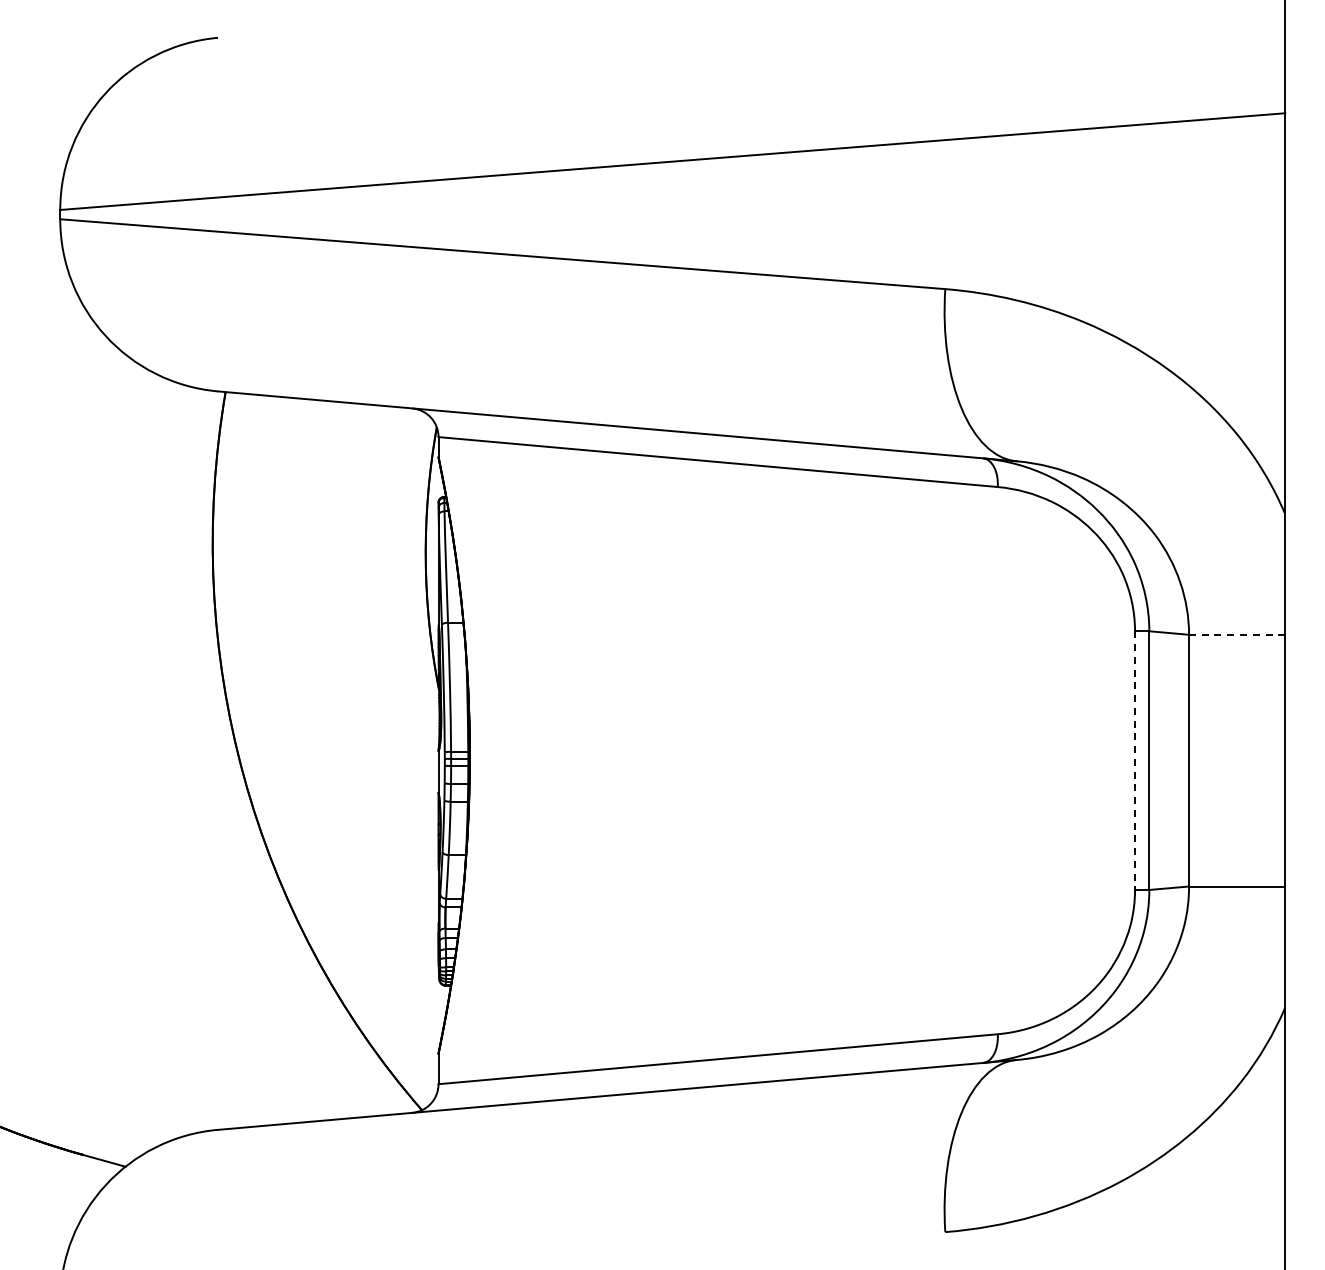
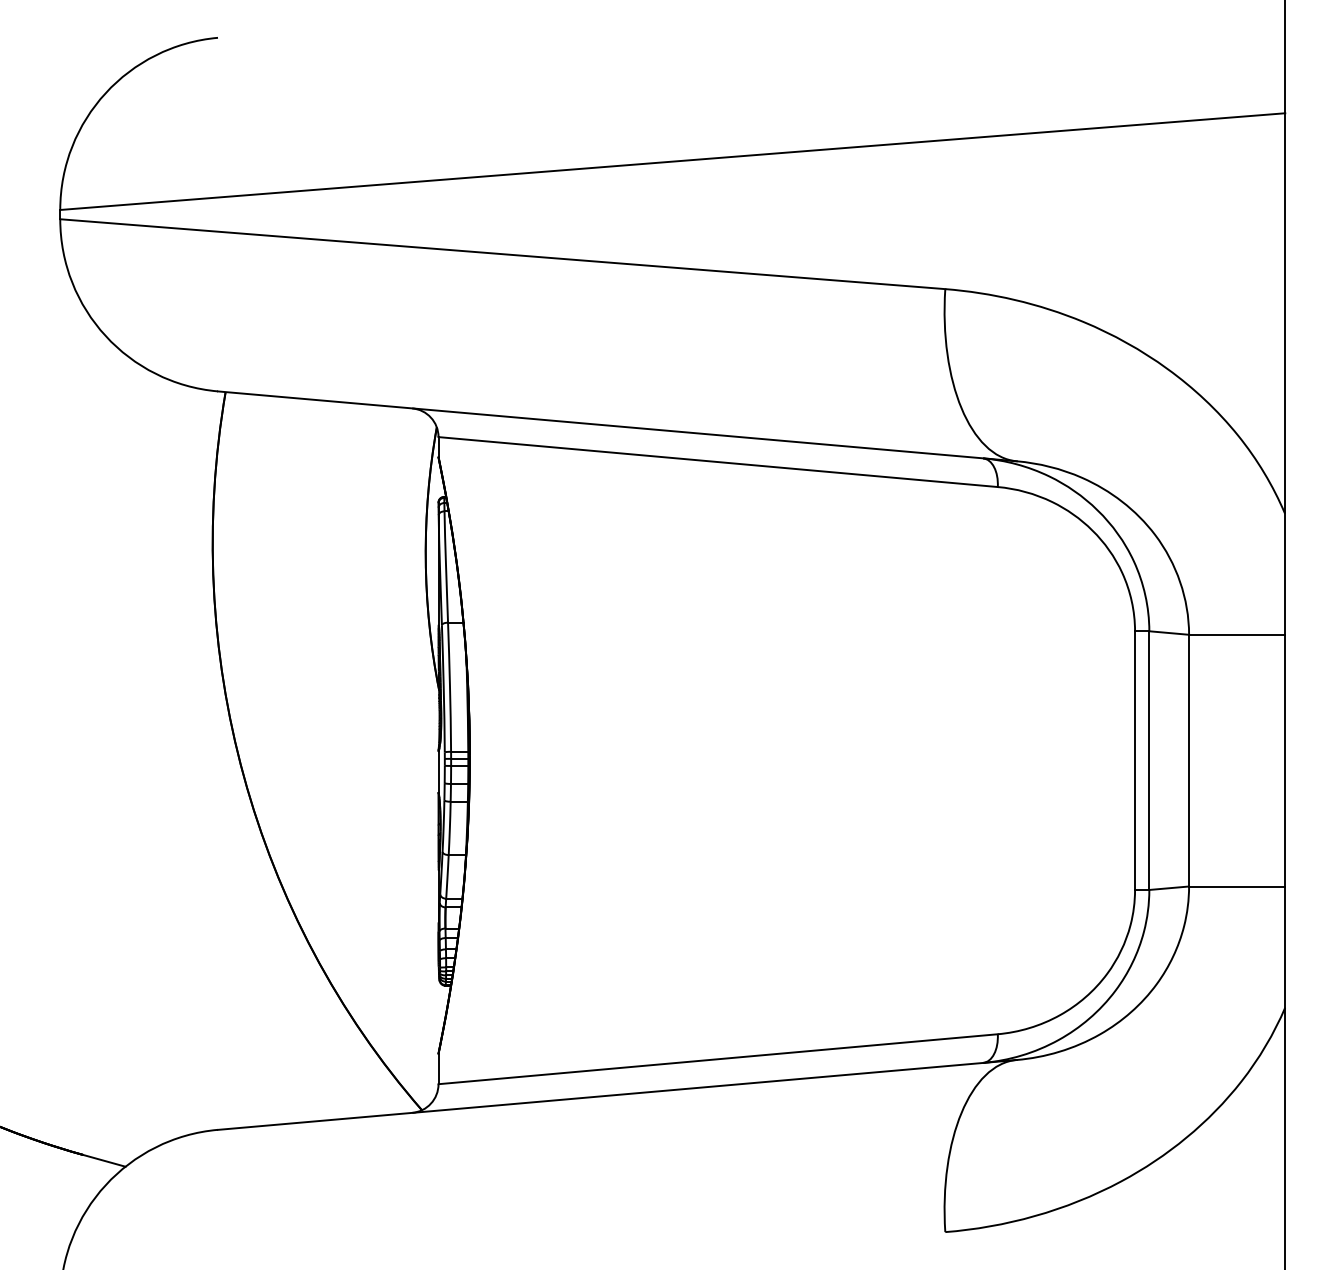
line: dashed -> solid (1236, 634)
line: dashed -> solid (1135, 761)
